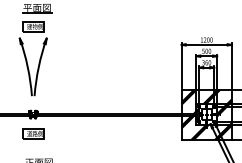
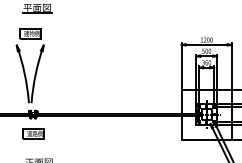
part position: (32, 58) -> (29, 65) (29, 65)
hatch: present -> none (206, 114)
